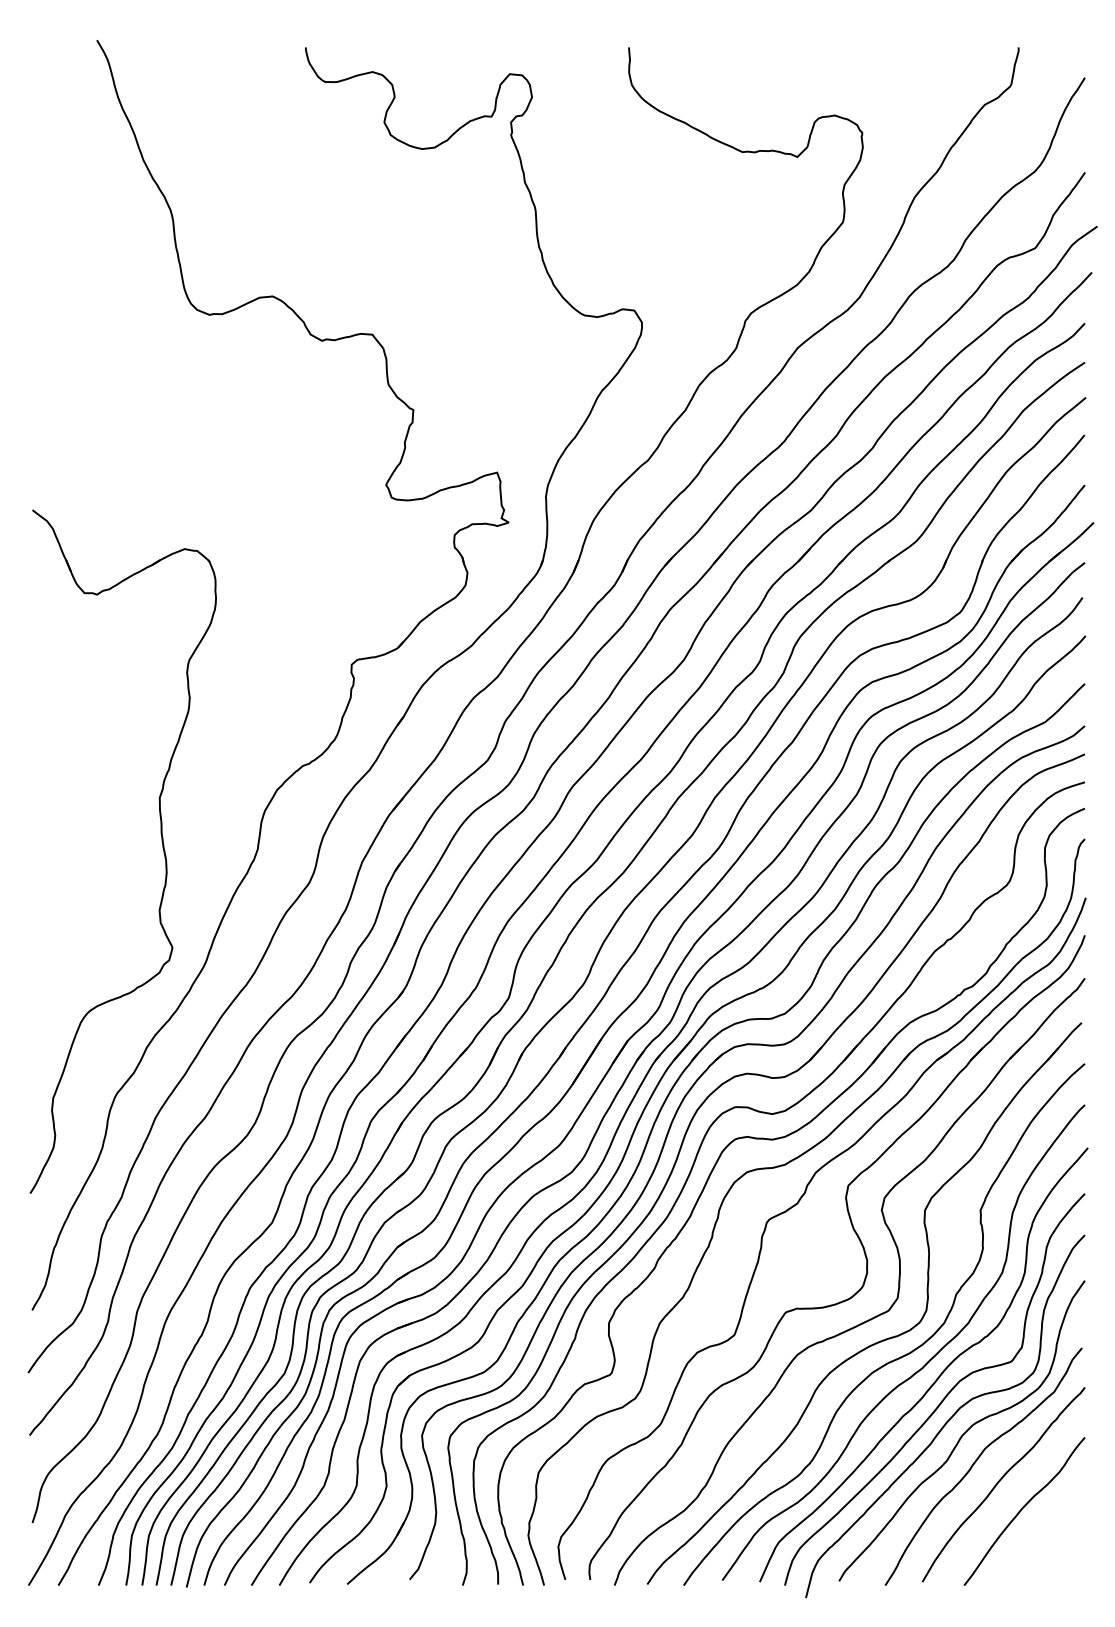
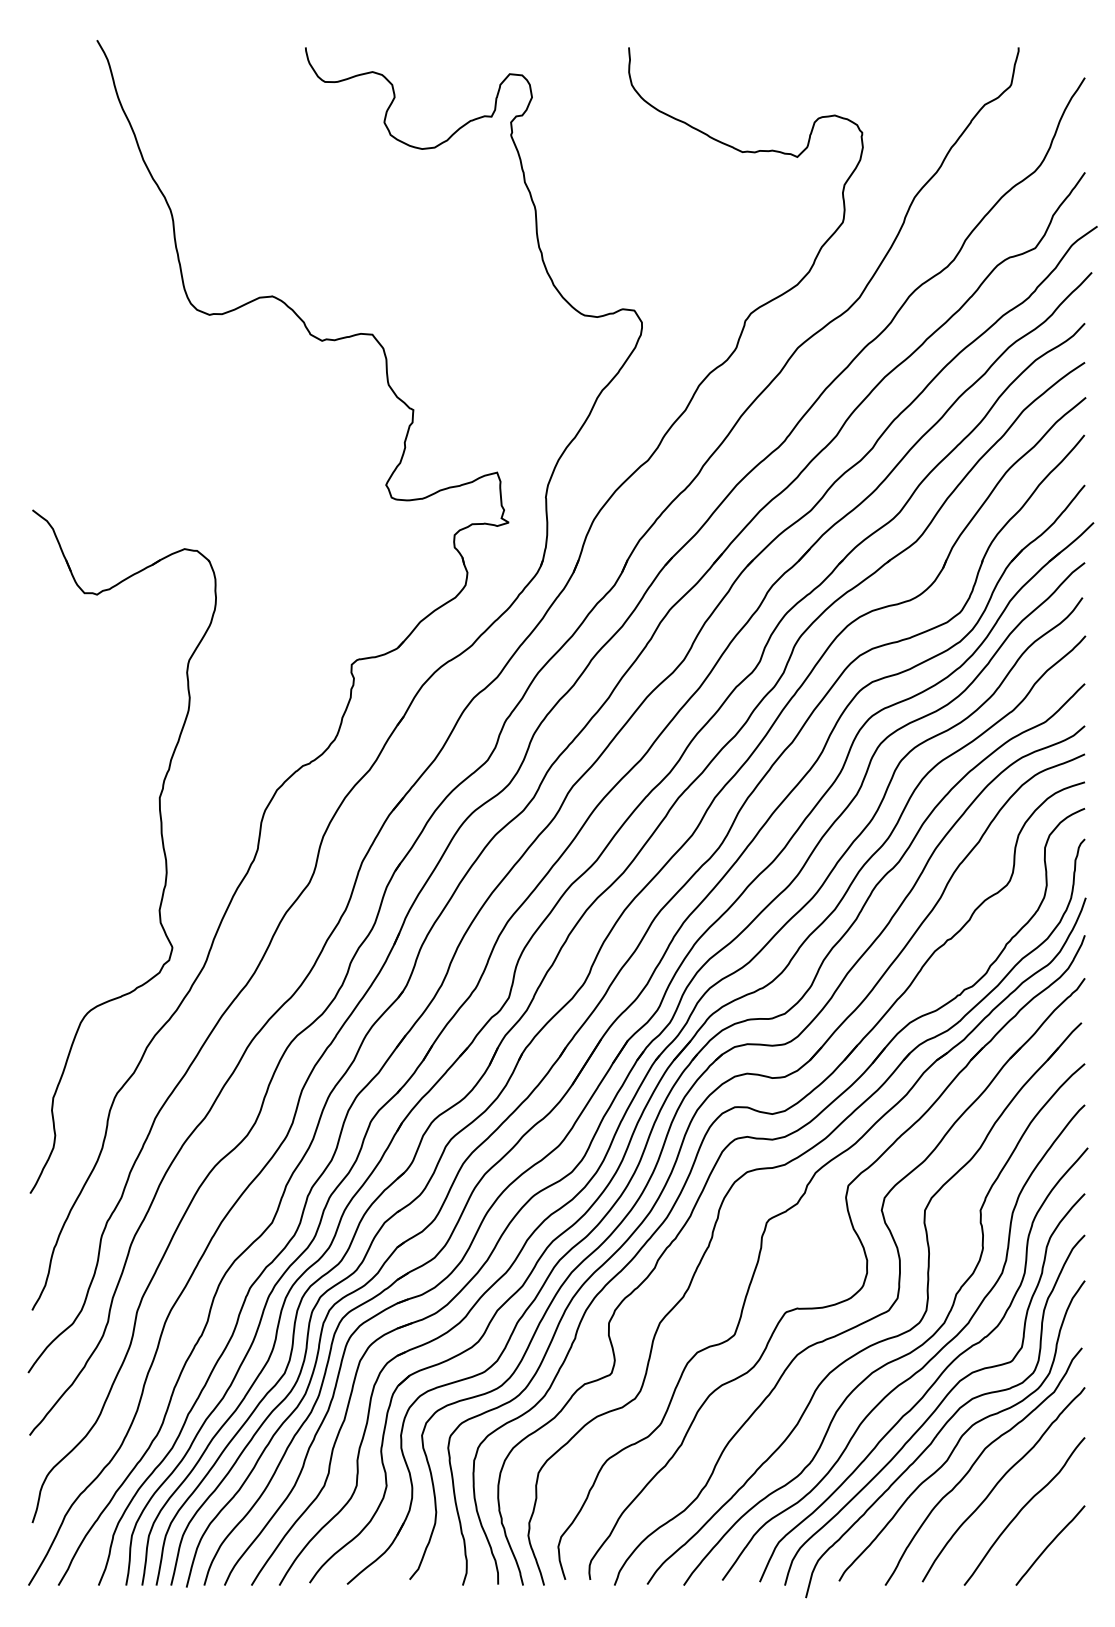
curve: none -> present (1050, 1545)
